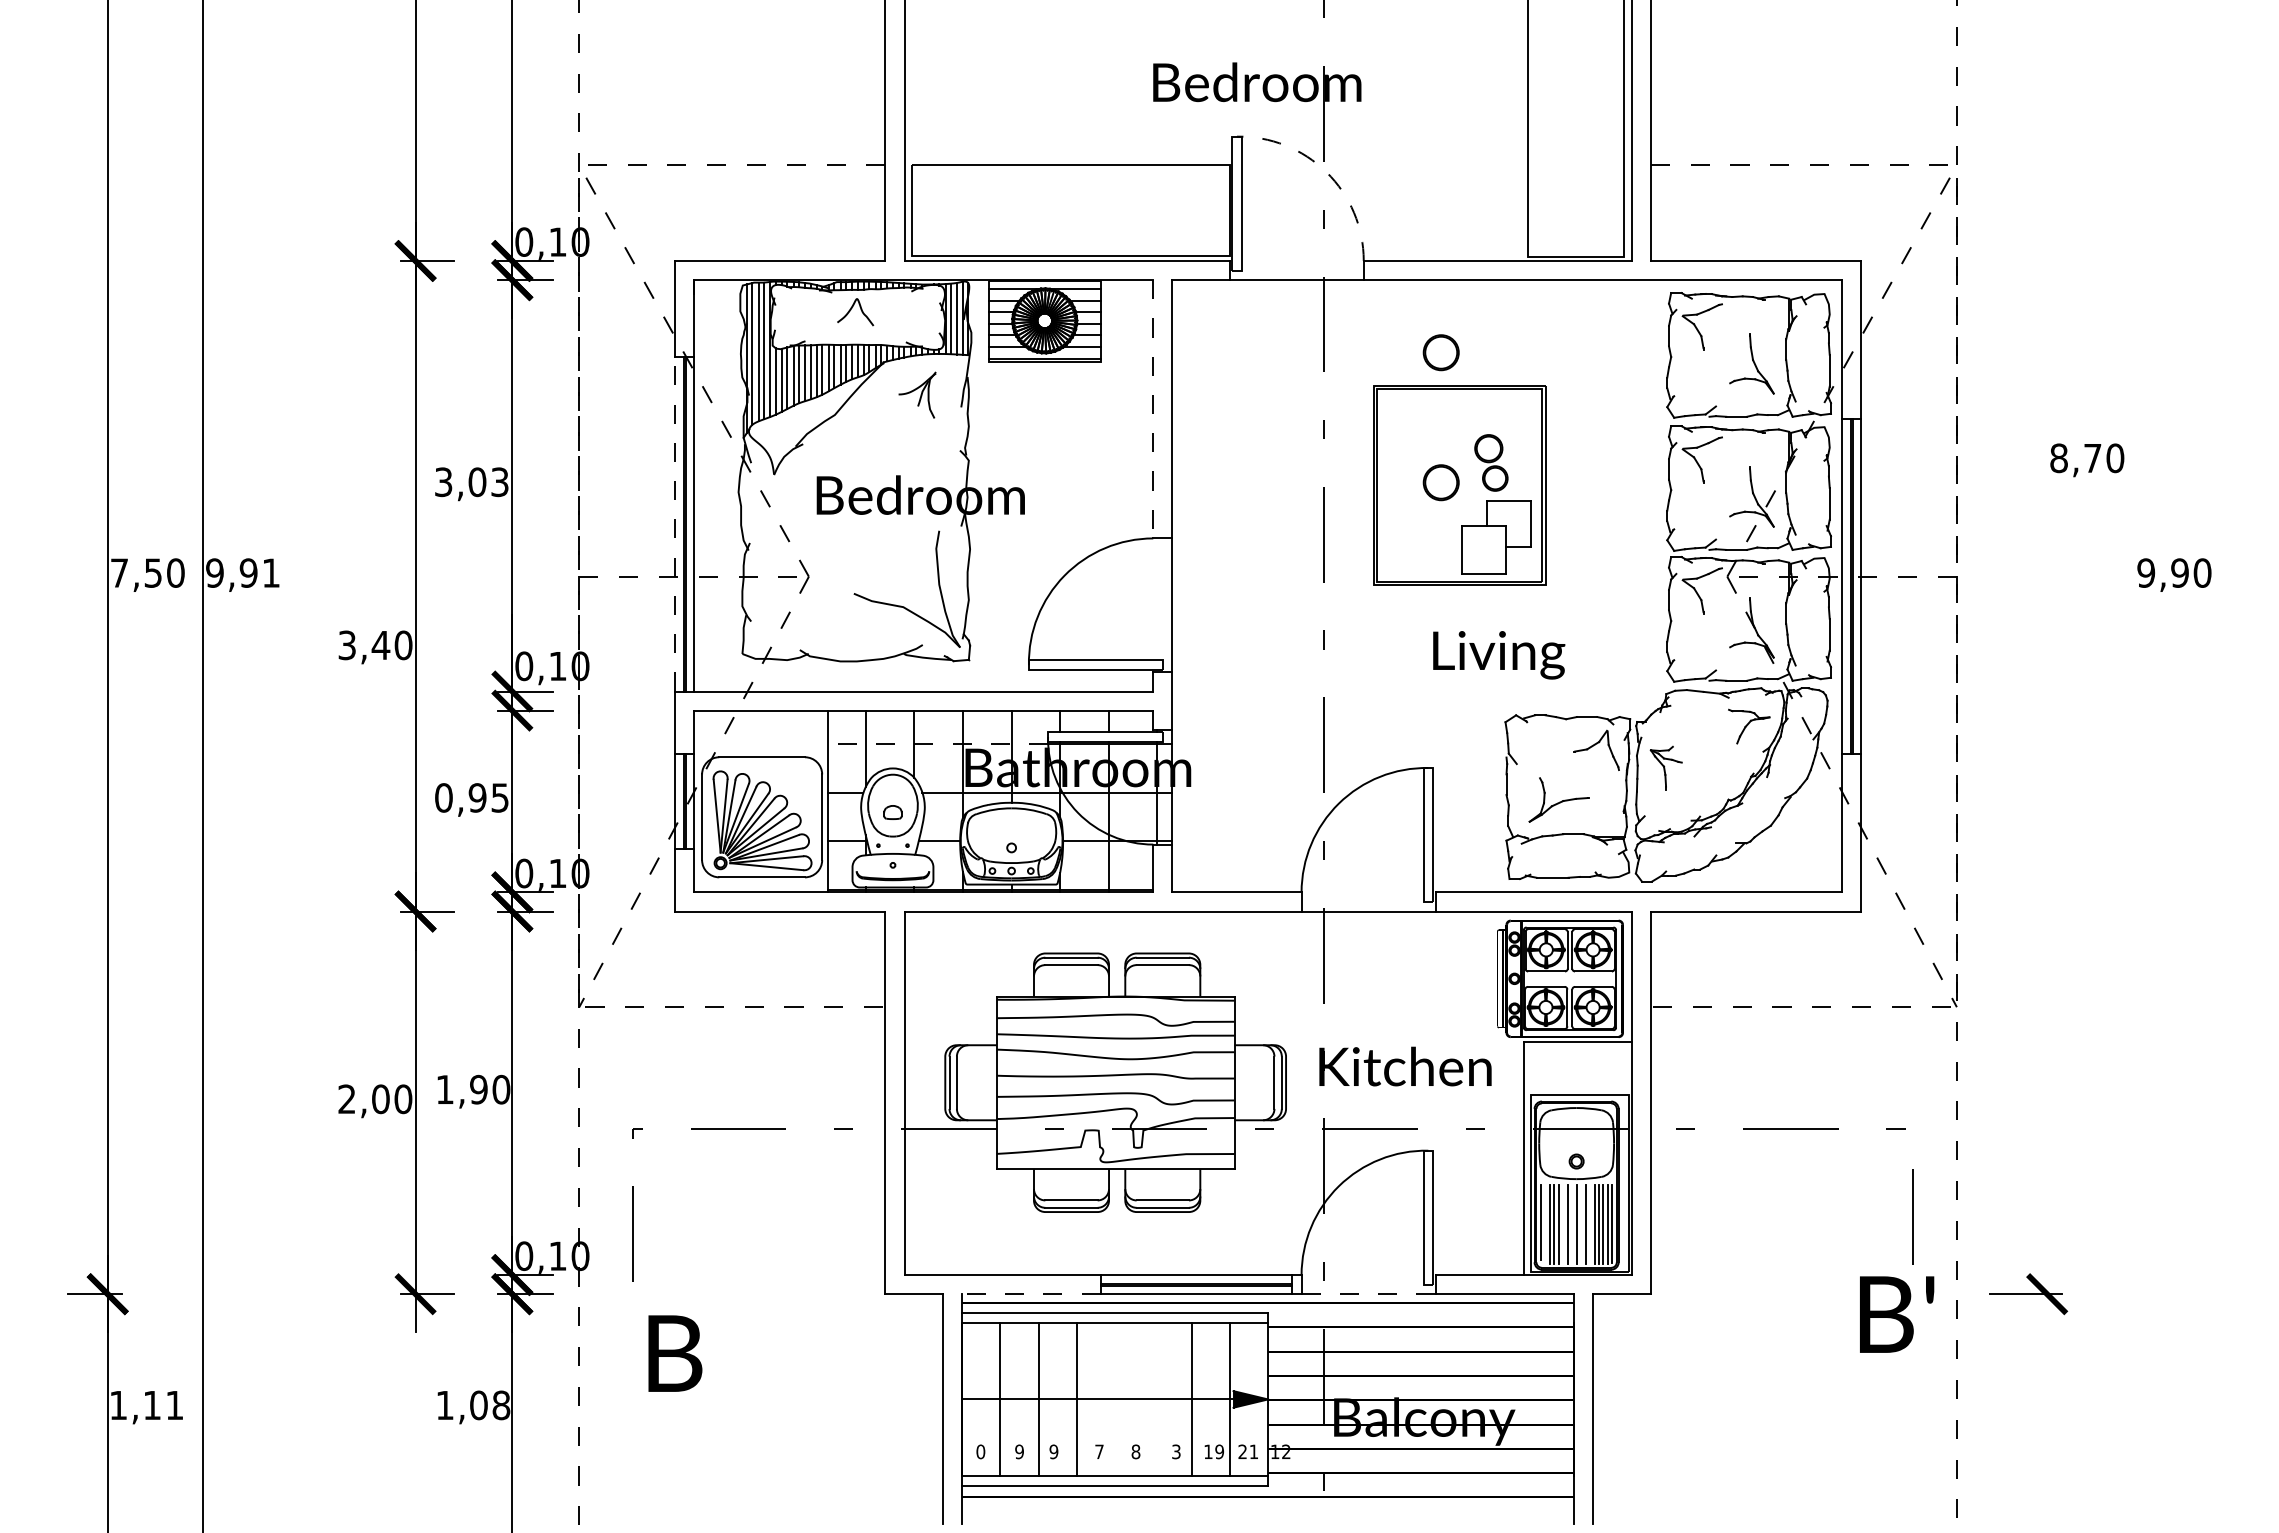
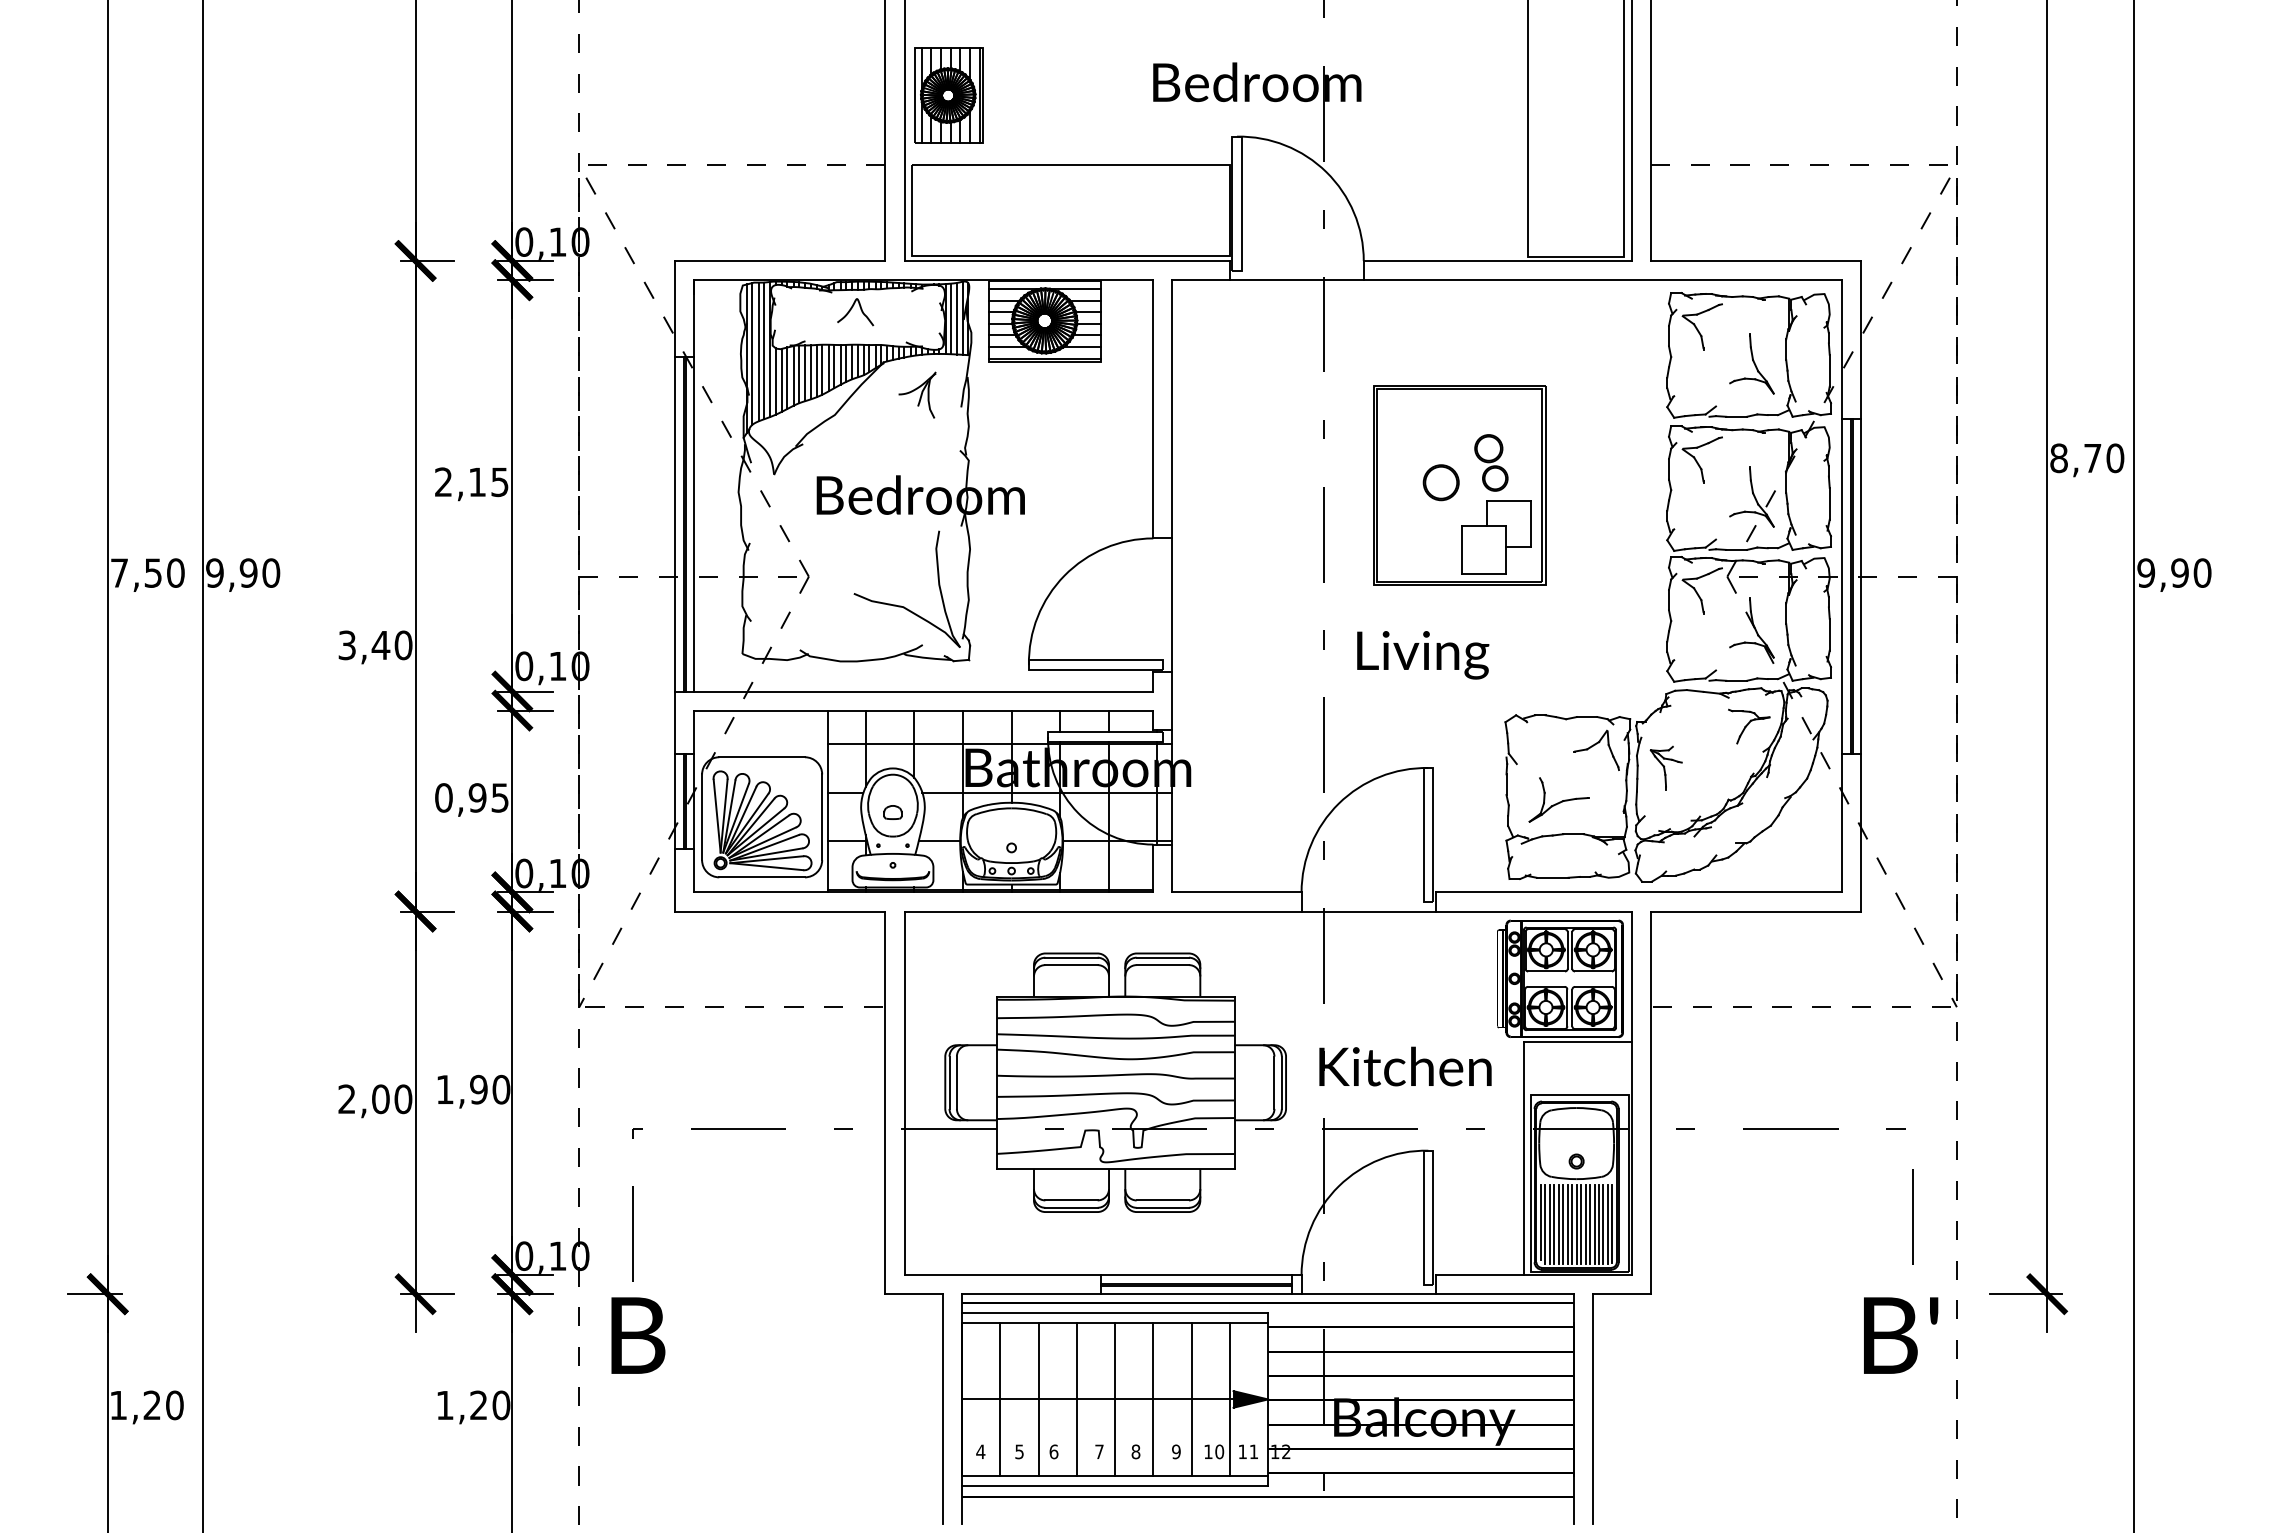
part: none -> present (948, 95)
arc: dashed -> solid (1326, 172)
part: present -> none (1440, 352)
line: dashed -> solid (1153, 409)
text: 3,03 -> 2,15 (471, 482)
line: dashed -> solid (674, 523)
text: 9,91 -> 9,90 (271, 572)
text position: (1499, 655) -> (1423, 655) (1423, 655)
line: none -> present (2047, 667)
line: dashed -> solid (937, 744)
line: none -> present (2134, 765)
line: none -> present (1545, 1224)
line: none -> present (1563, 1224)
line: none -> present (1572, 1224)
line: none -> present (1581, 1224)
line: none -> present (1590, 1224)
line: dashed -> solid (1030, 1294)
line: dashed -> solid (1368, 1294)
text position: (1897, 1314) -> (1901, 1335) (1901, 1335)
text position: (675, 1353) -> (638, 1335) (638, 1335)
line: none -> present (1115, 1398)
line: none -> present (1153, 1398)
text: 1,11 -> 1,20 (163, 1405)
text: 1,08 -> 1,20 (490, 1405)
text: 0 -> 4 (980, 1451)
text: 9 -> 5 (1019, 1451)
text: 9 -> 6 (1053, 1451)
text: 3 -> 9 (1176, 1451)
text: 19 -> 10 (1219, 1451)
text: 21 -> 11 (1242, 1451)
